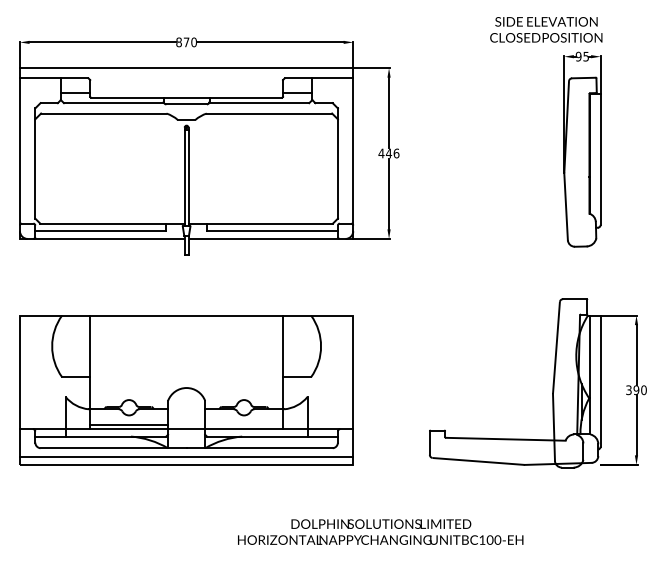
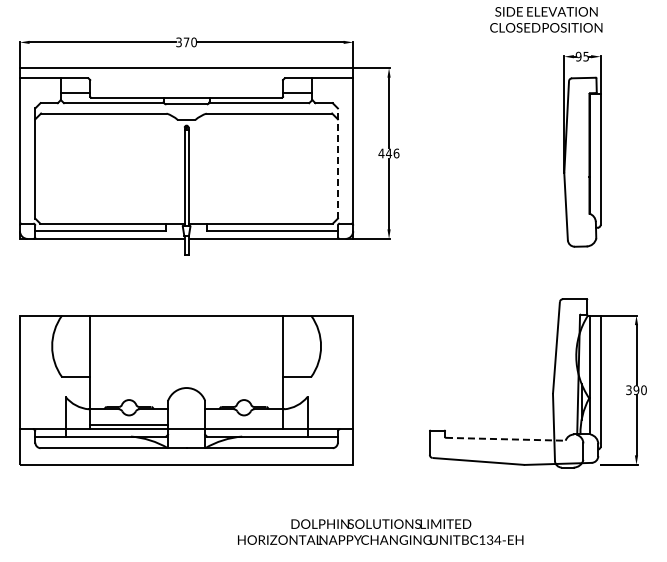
text position: (546, 29) -> (546, 19) (546, 19)
text: 870 -> 370 (178, 42)
line: solid -> dashed (337, 163)
line: solid -> dashed (505, 439)
line: present -> none (186, 456)
text: BC100-EH -> BC134-EH (493, 539)
